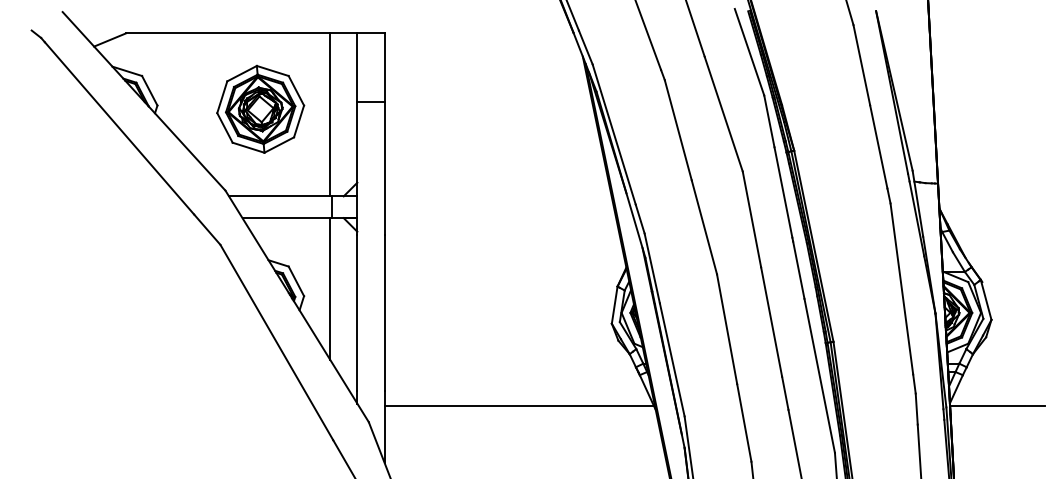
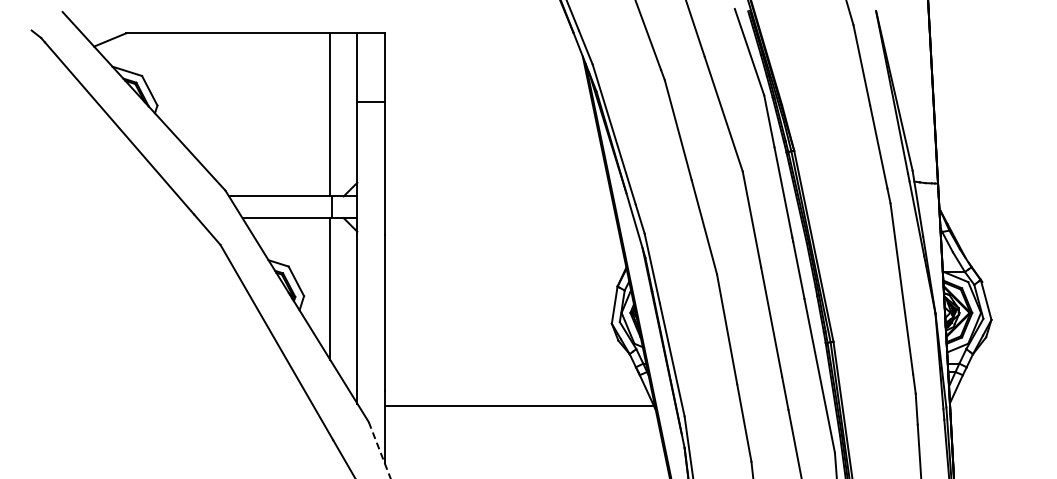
part: present -> none (260, 108)
line: present -> none (997, 406)
line: solid -> dashed (380, 451)
